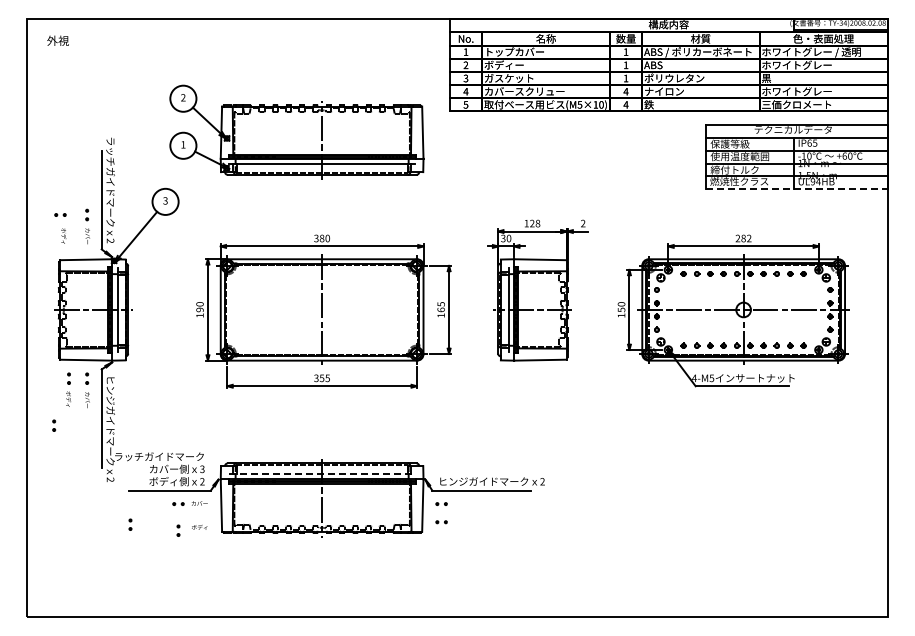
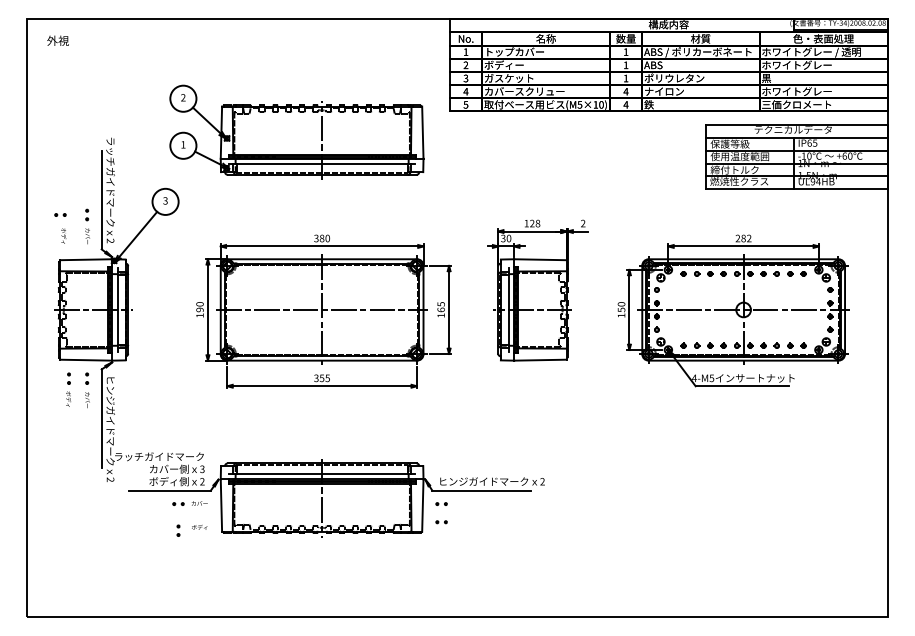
line: dashed -> solid (796, 189)
line: none -> present (321, 309)
part: present -> none (54, 425)
line: dashed -> solid (322, 473)
part: present -> none (130, 524)
